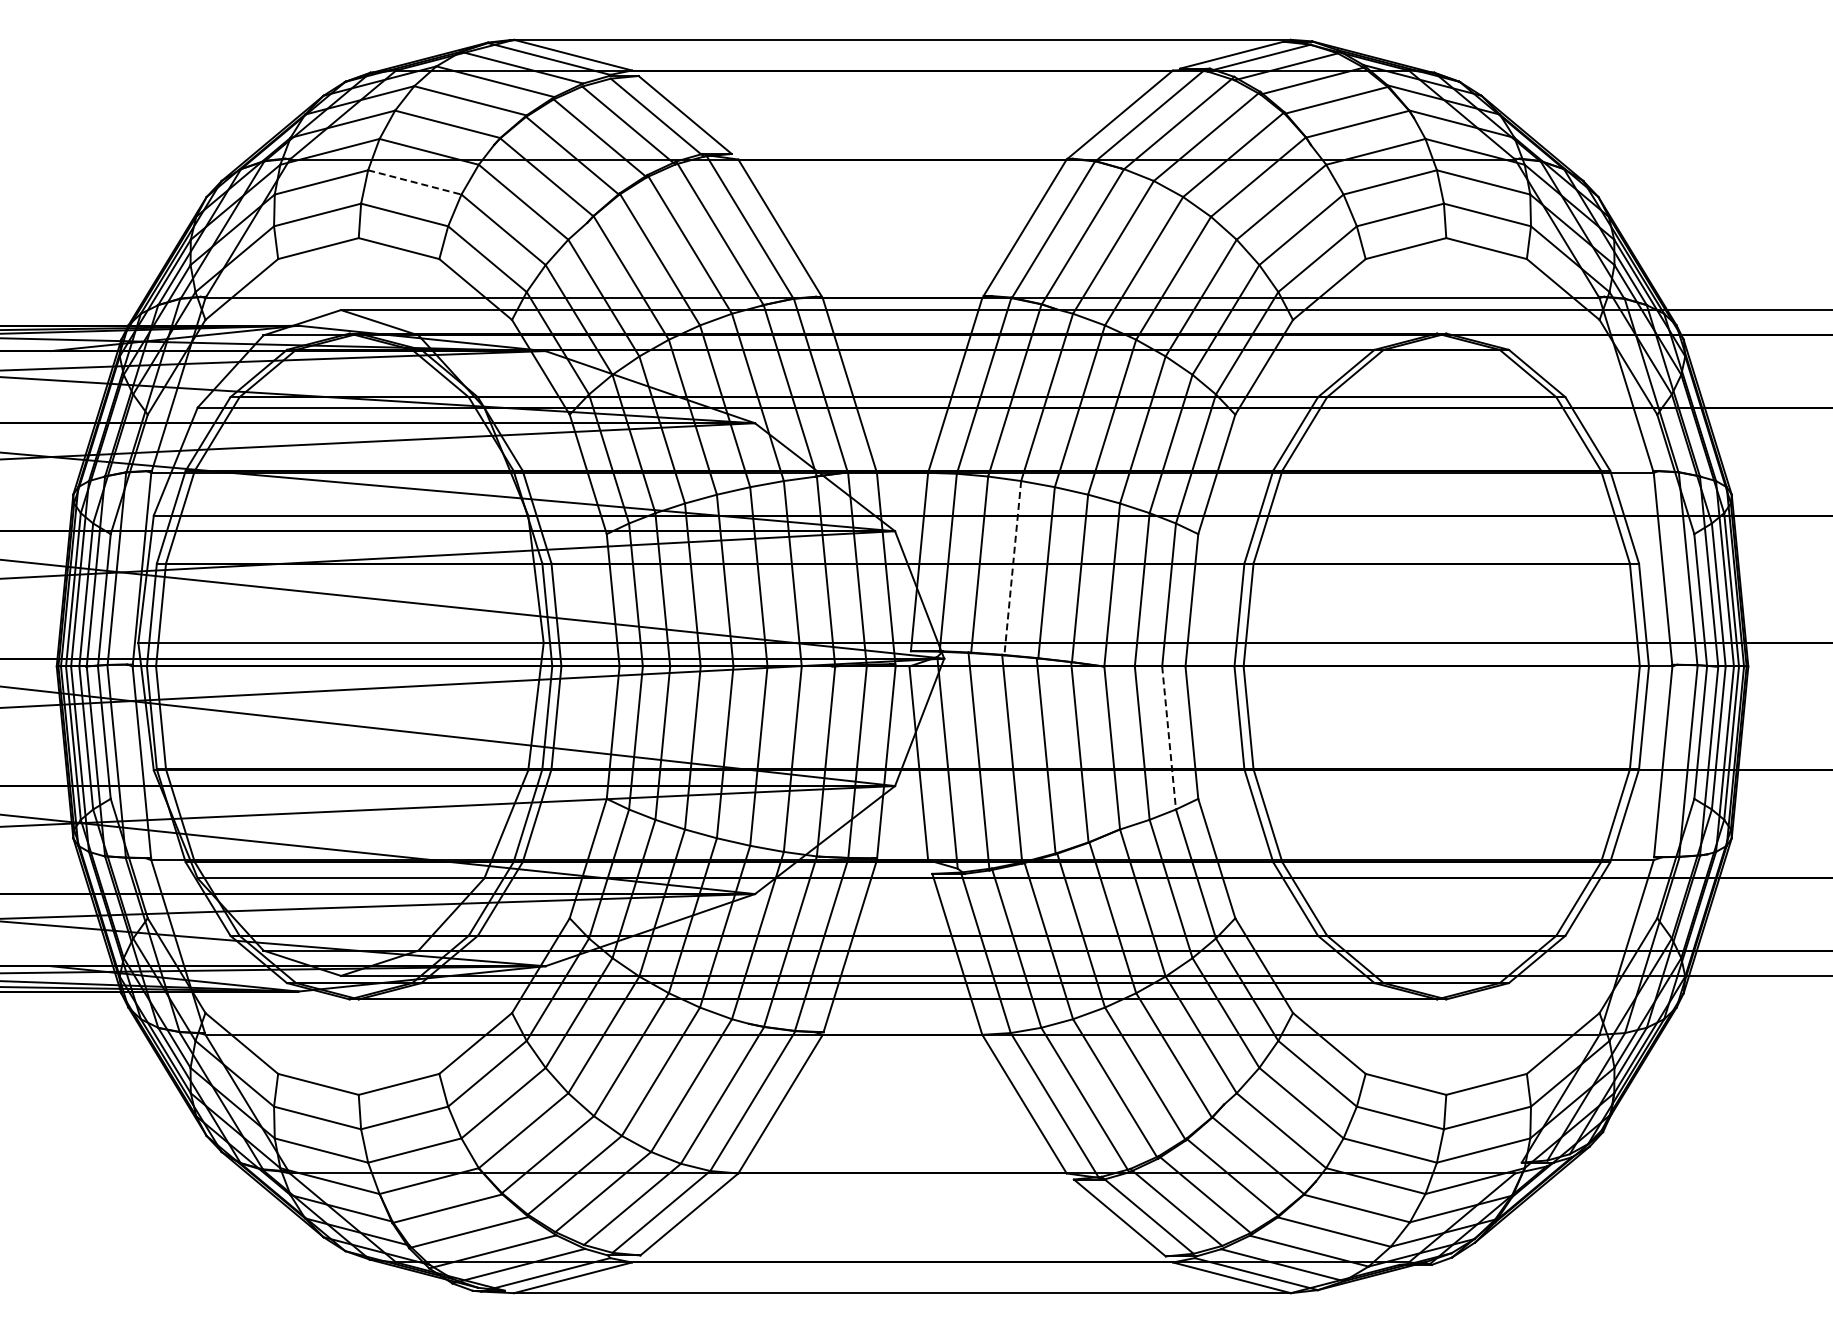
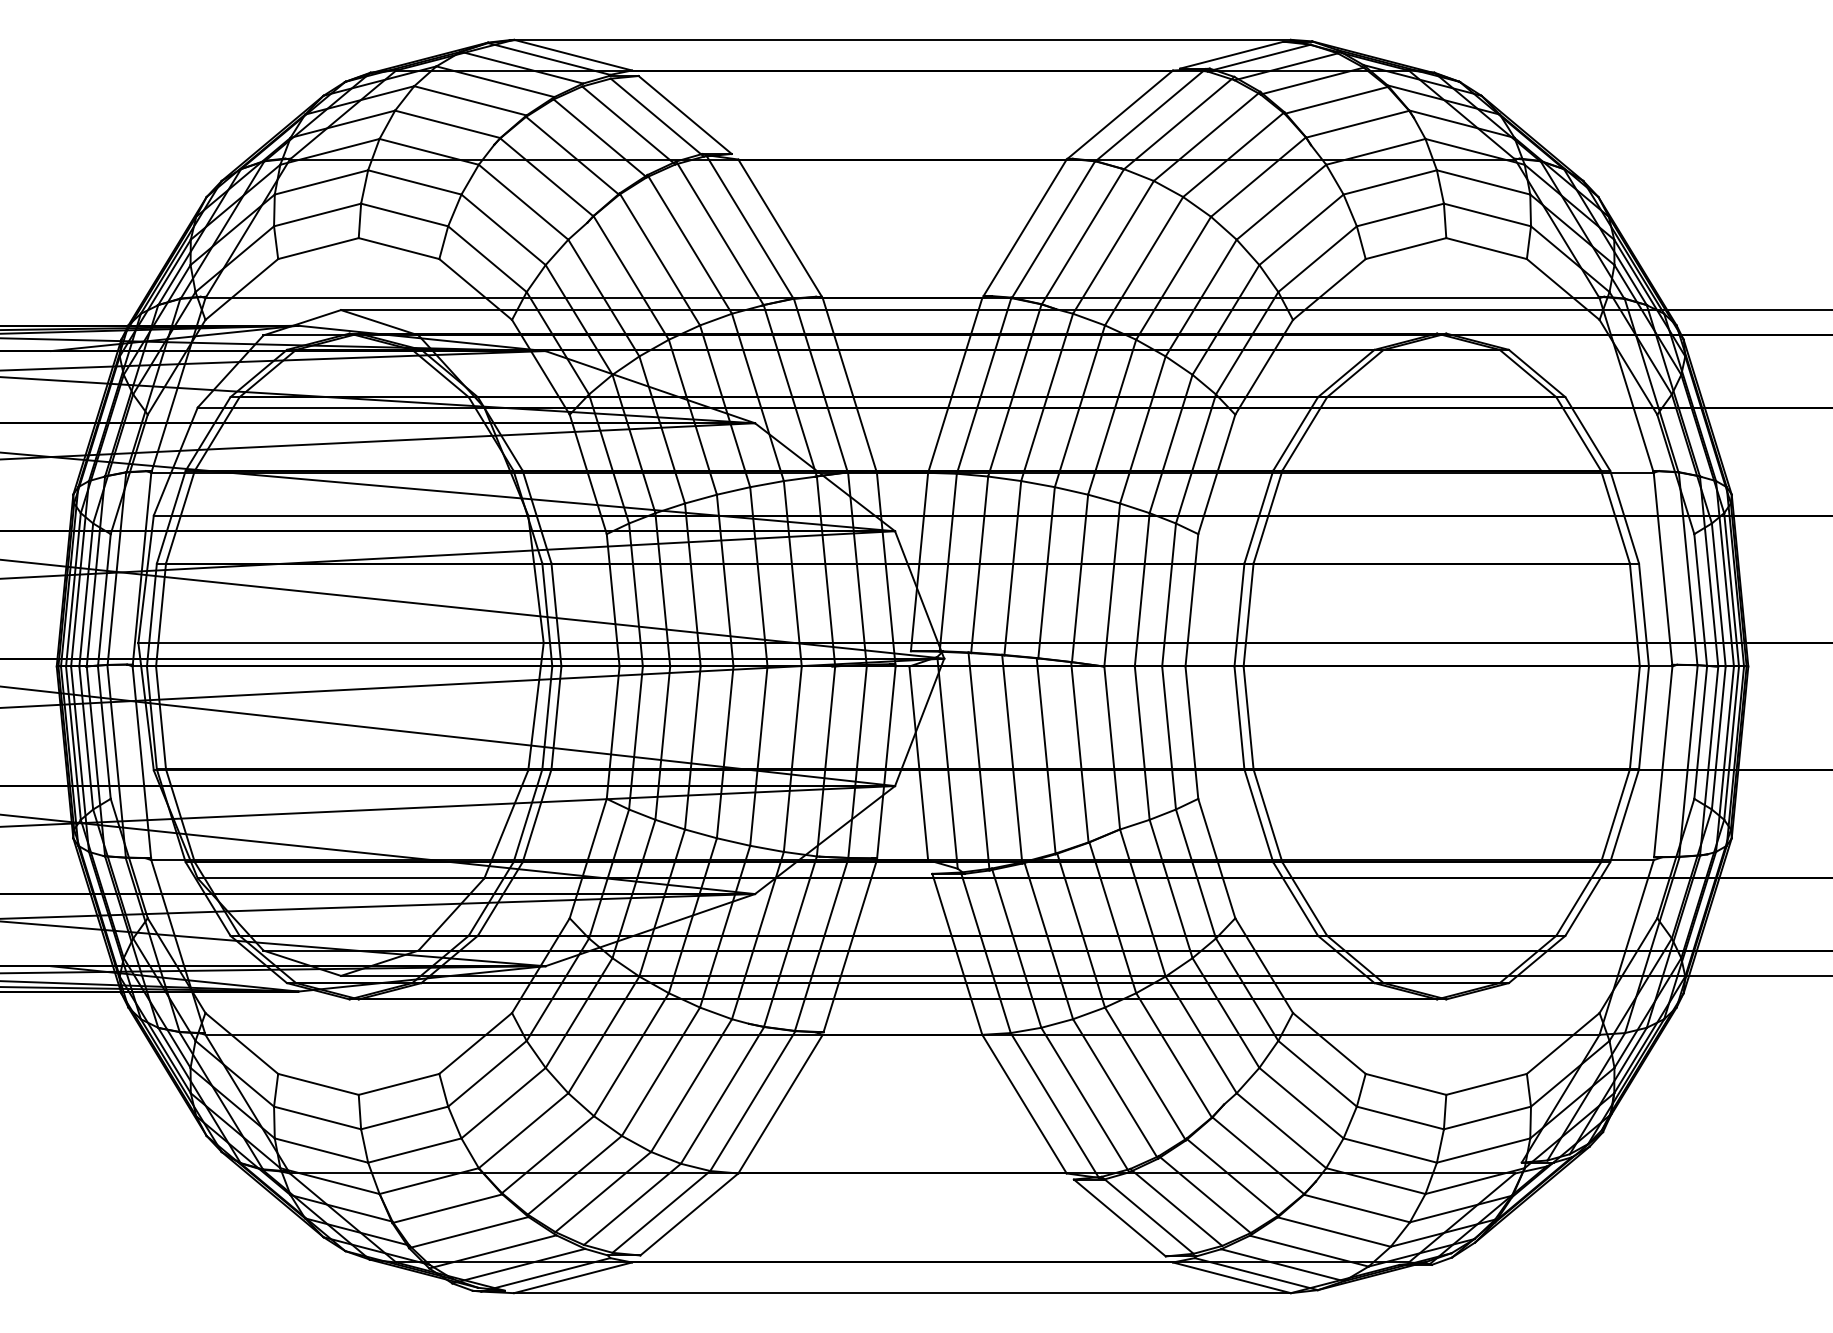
line: dashed -> solid (415, 182)
line: dashed -> solid (1012, 568)
line: dashed -> solid (1169, 738)
